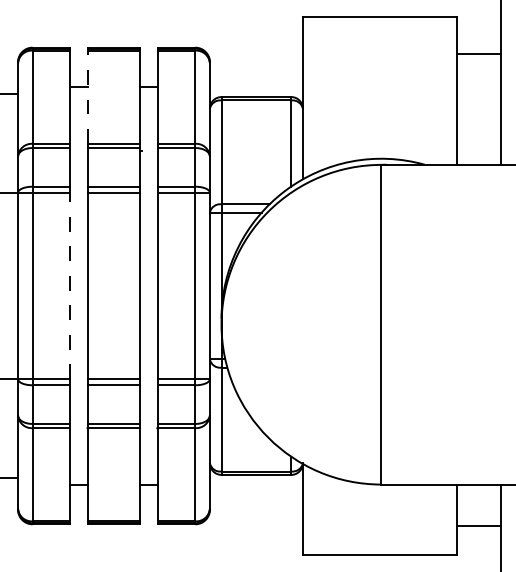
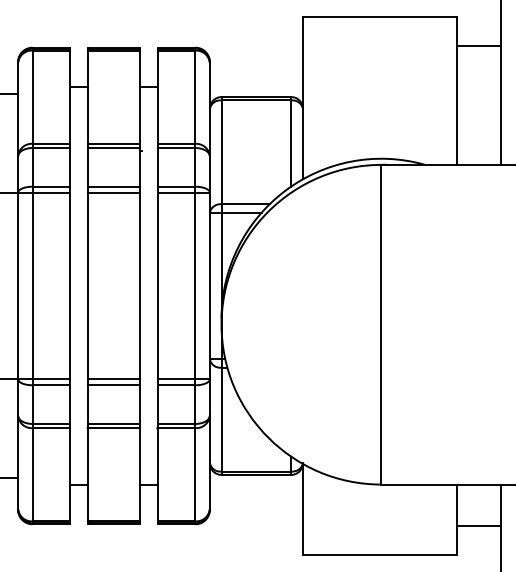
line position: (478, 54) -> (478, 46) (478, 46)
line: dashed -> solid (87, 97)
line: dashed -> solid (70, 285)
